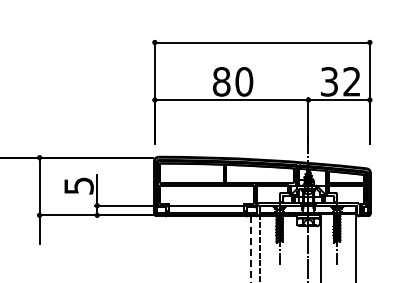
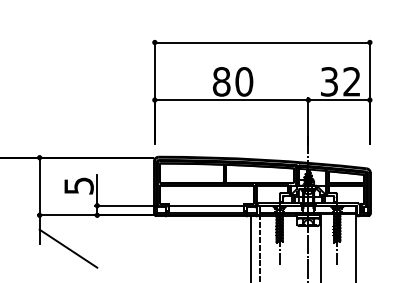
line: none -> present (68, 248)
line: dashed -> solid (250, 249)
